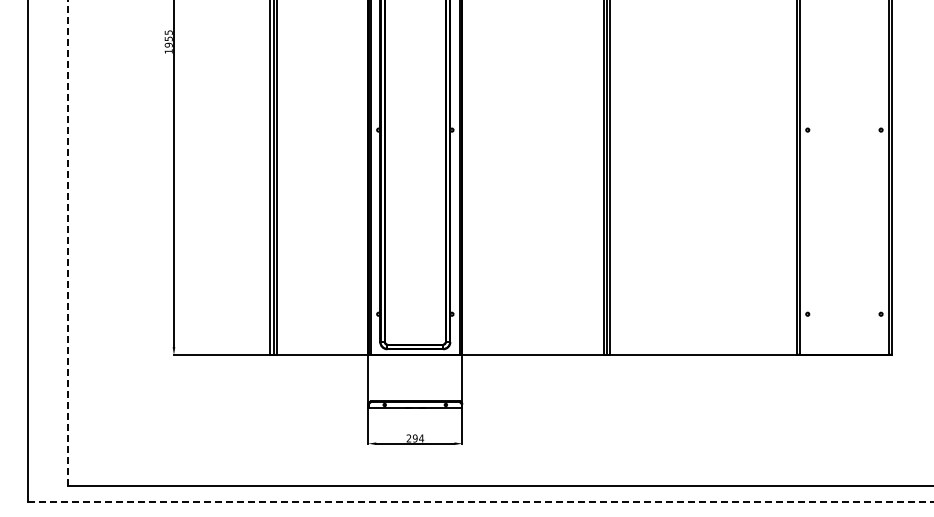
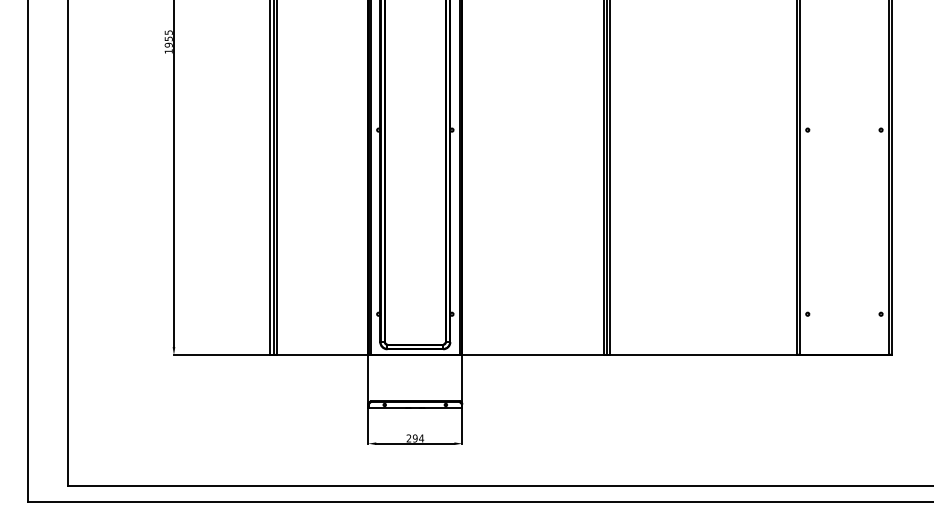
line: dashed -> solid (68, 242)
line: dashed -> solid (480, 501)
